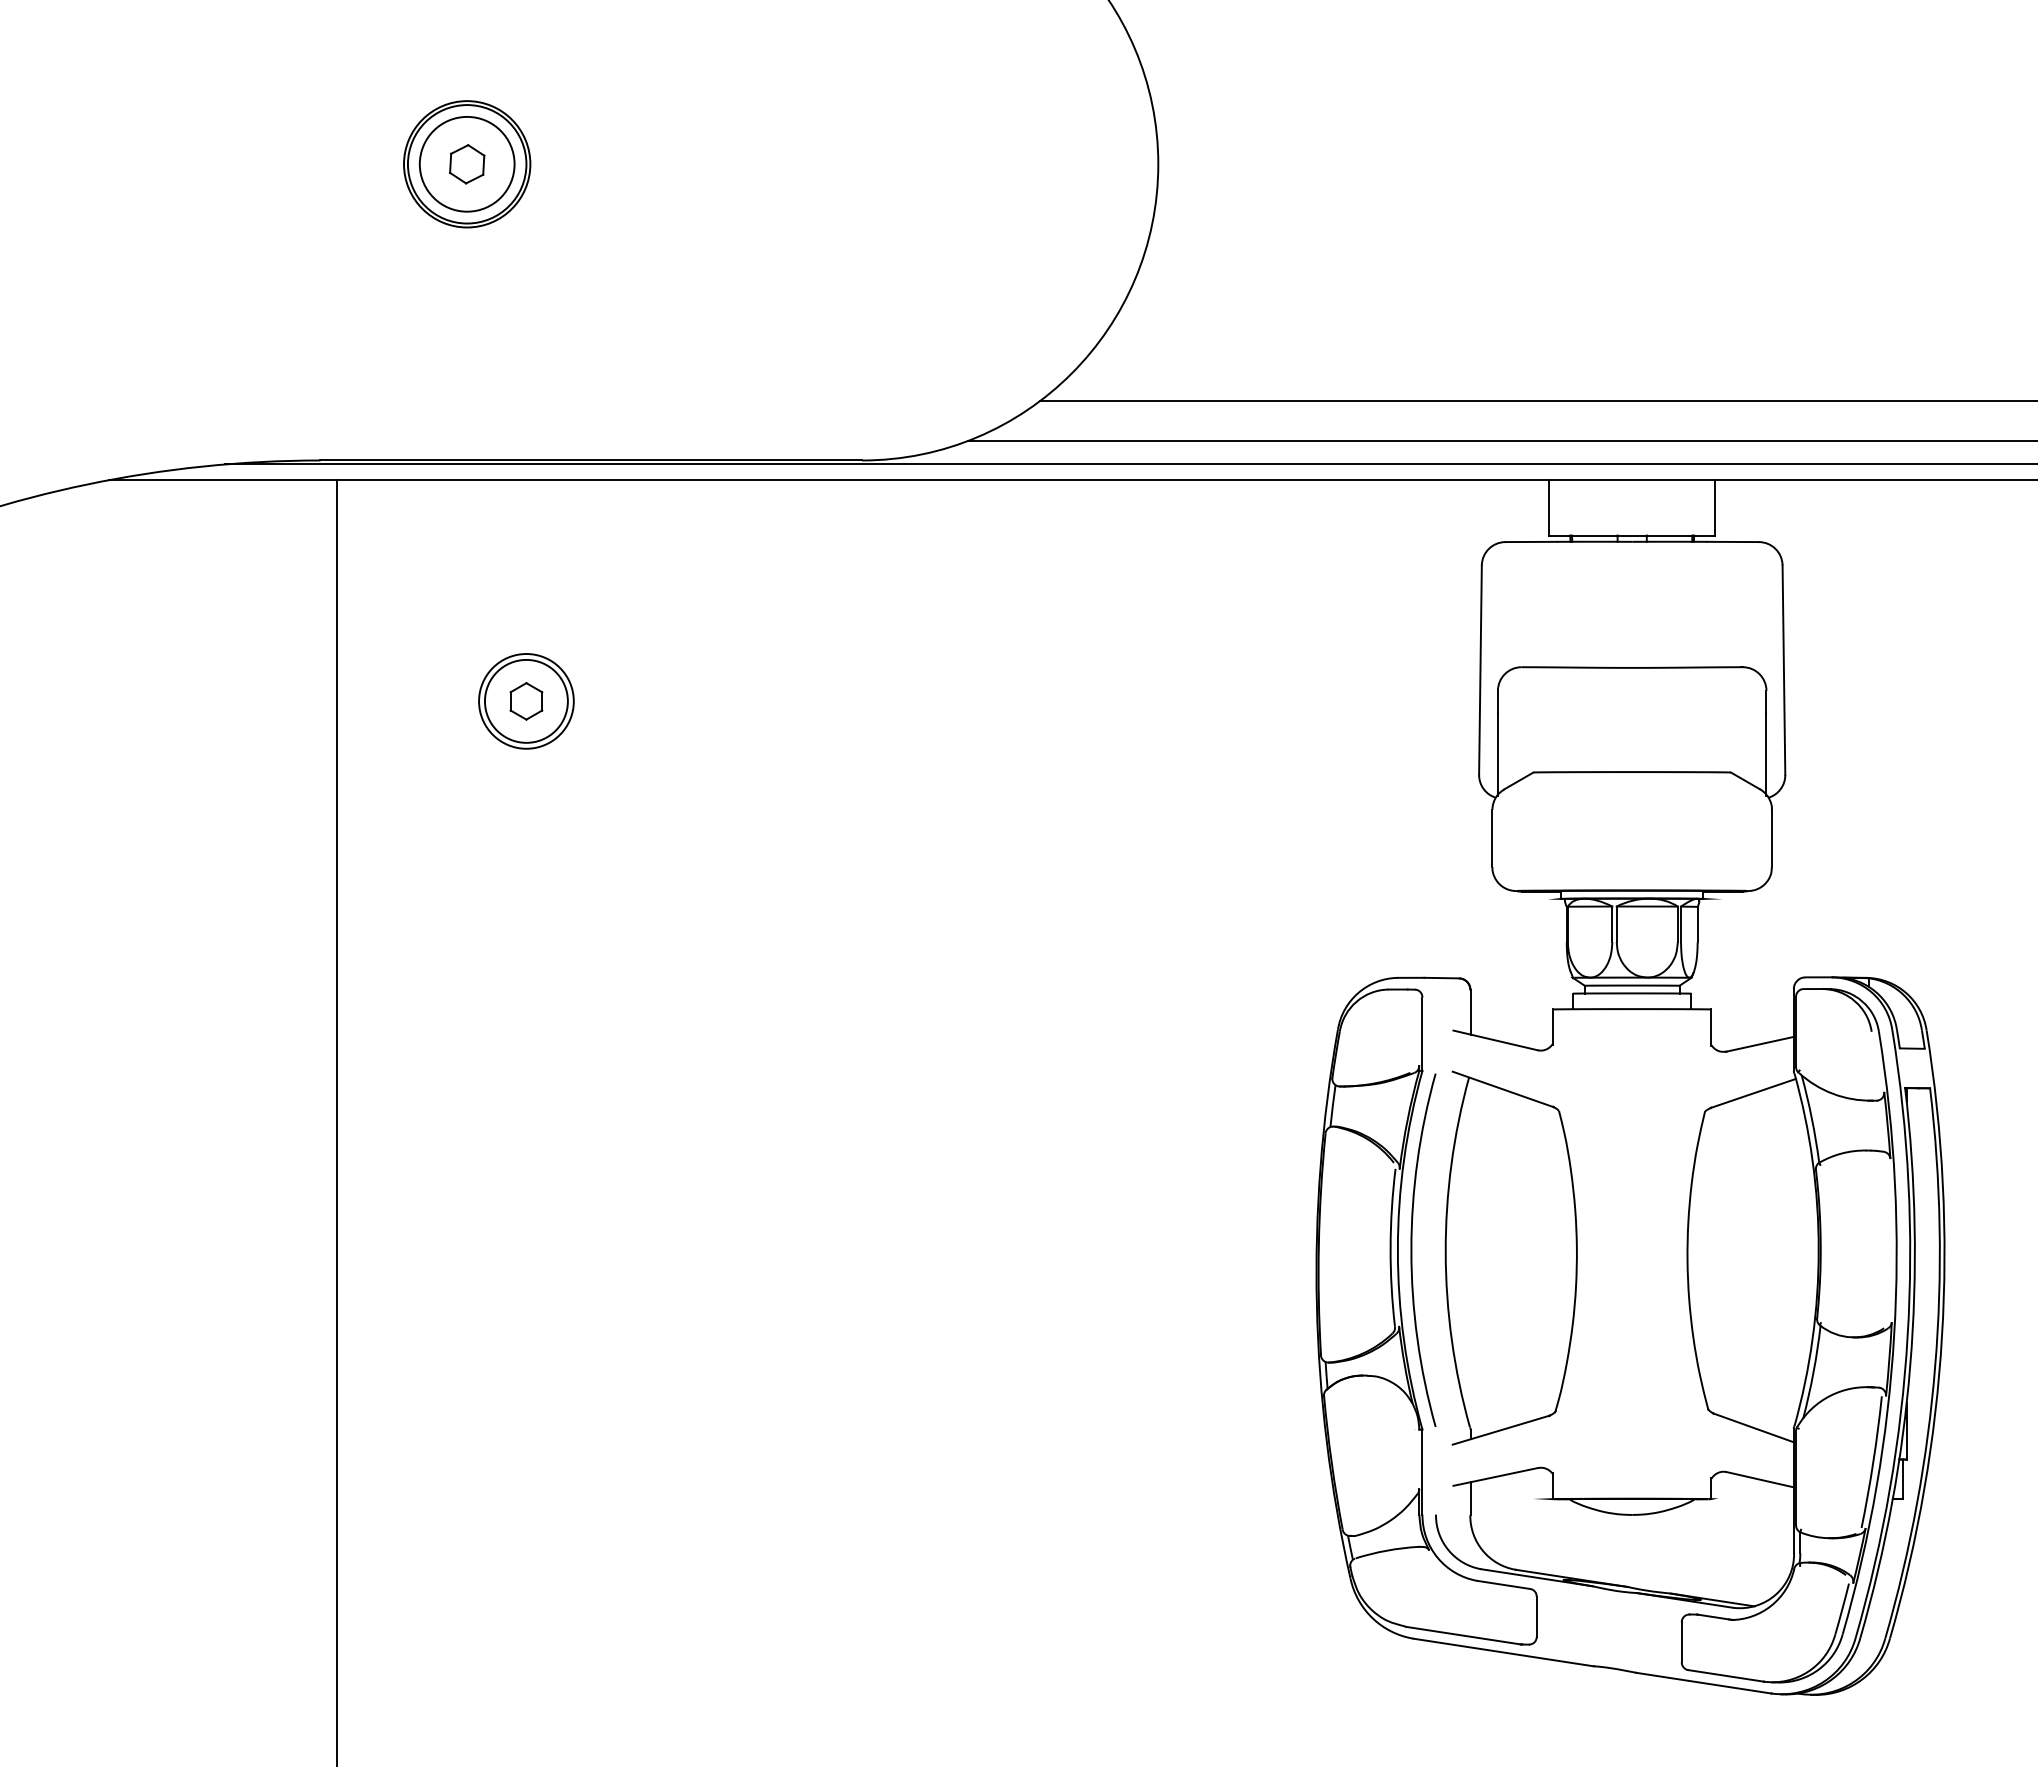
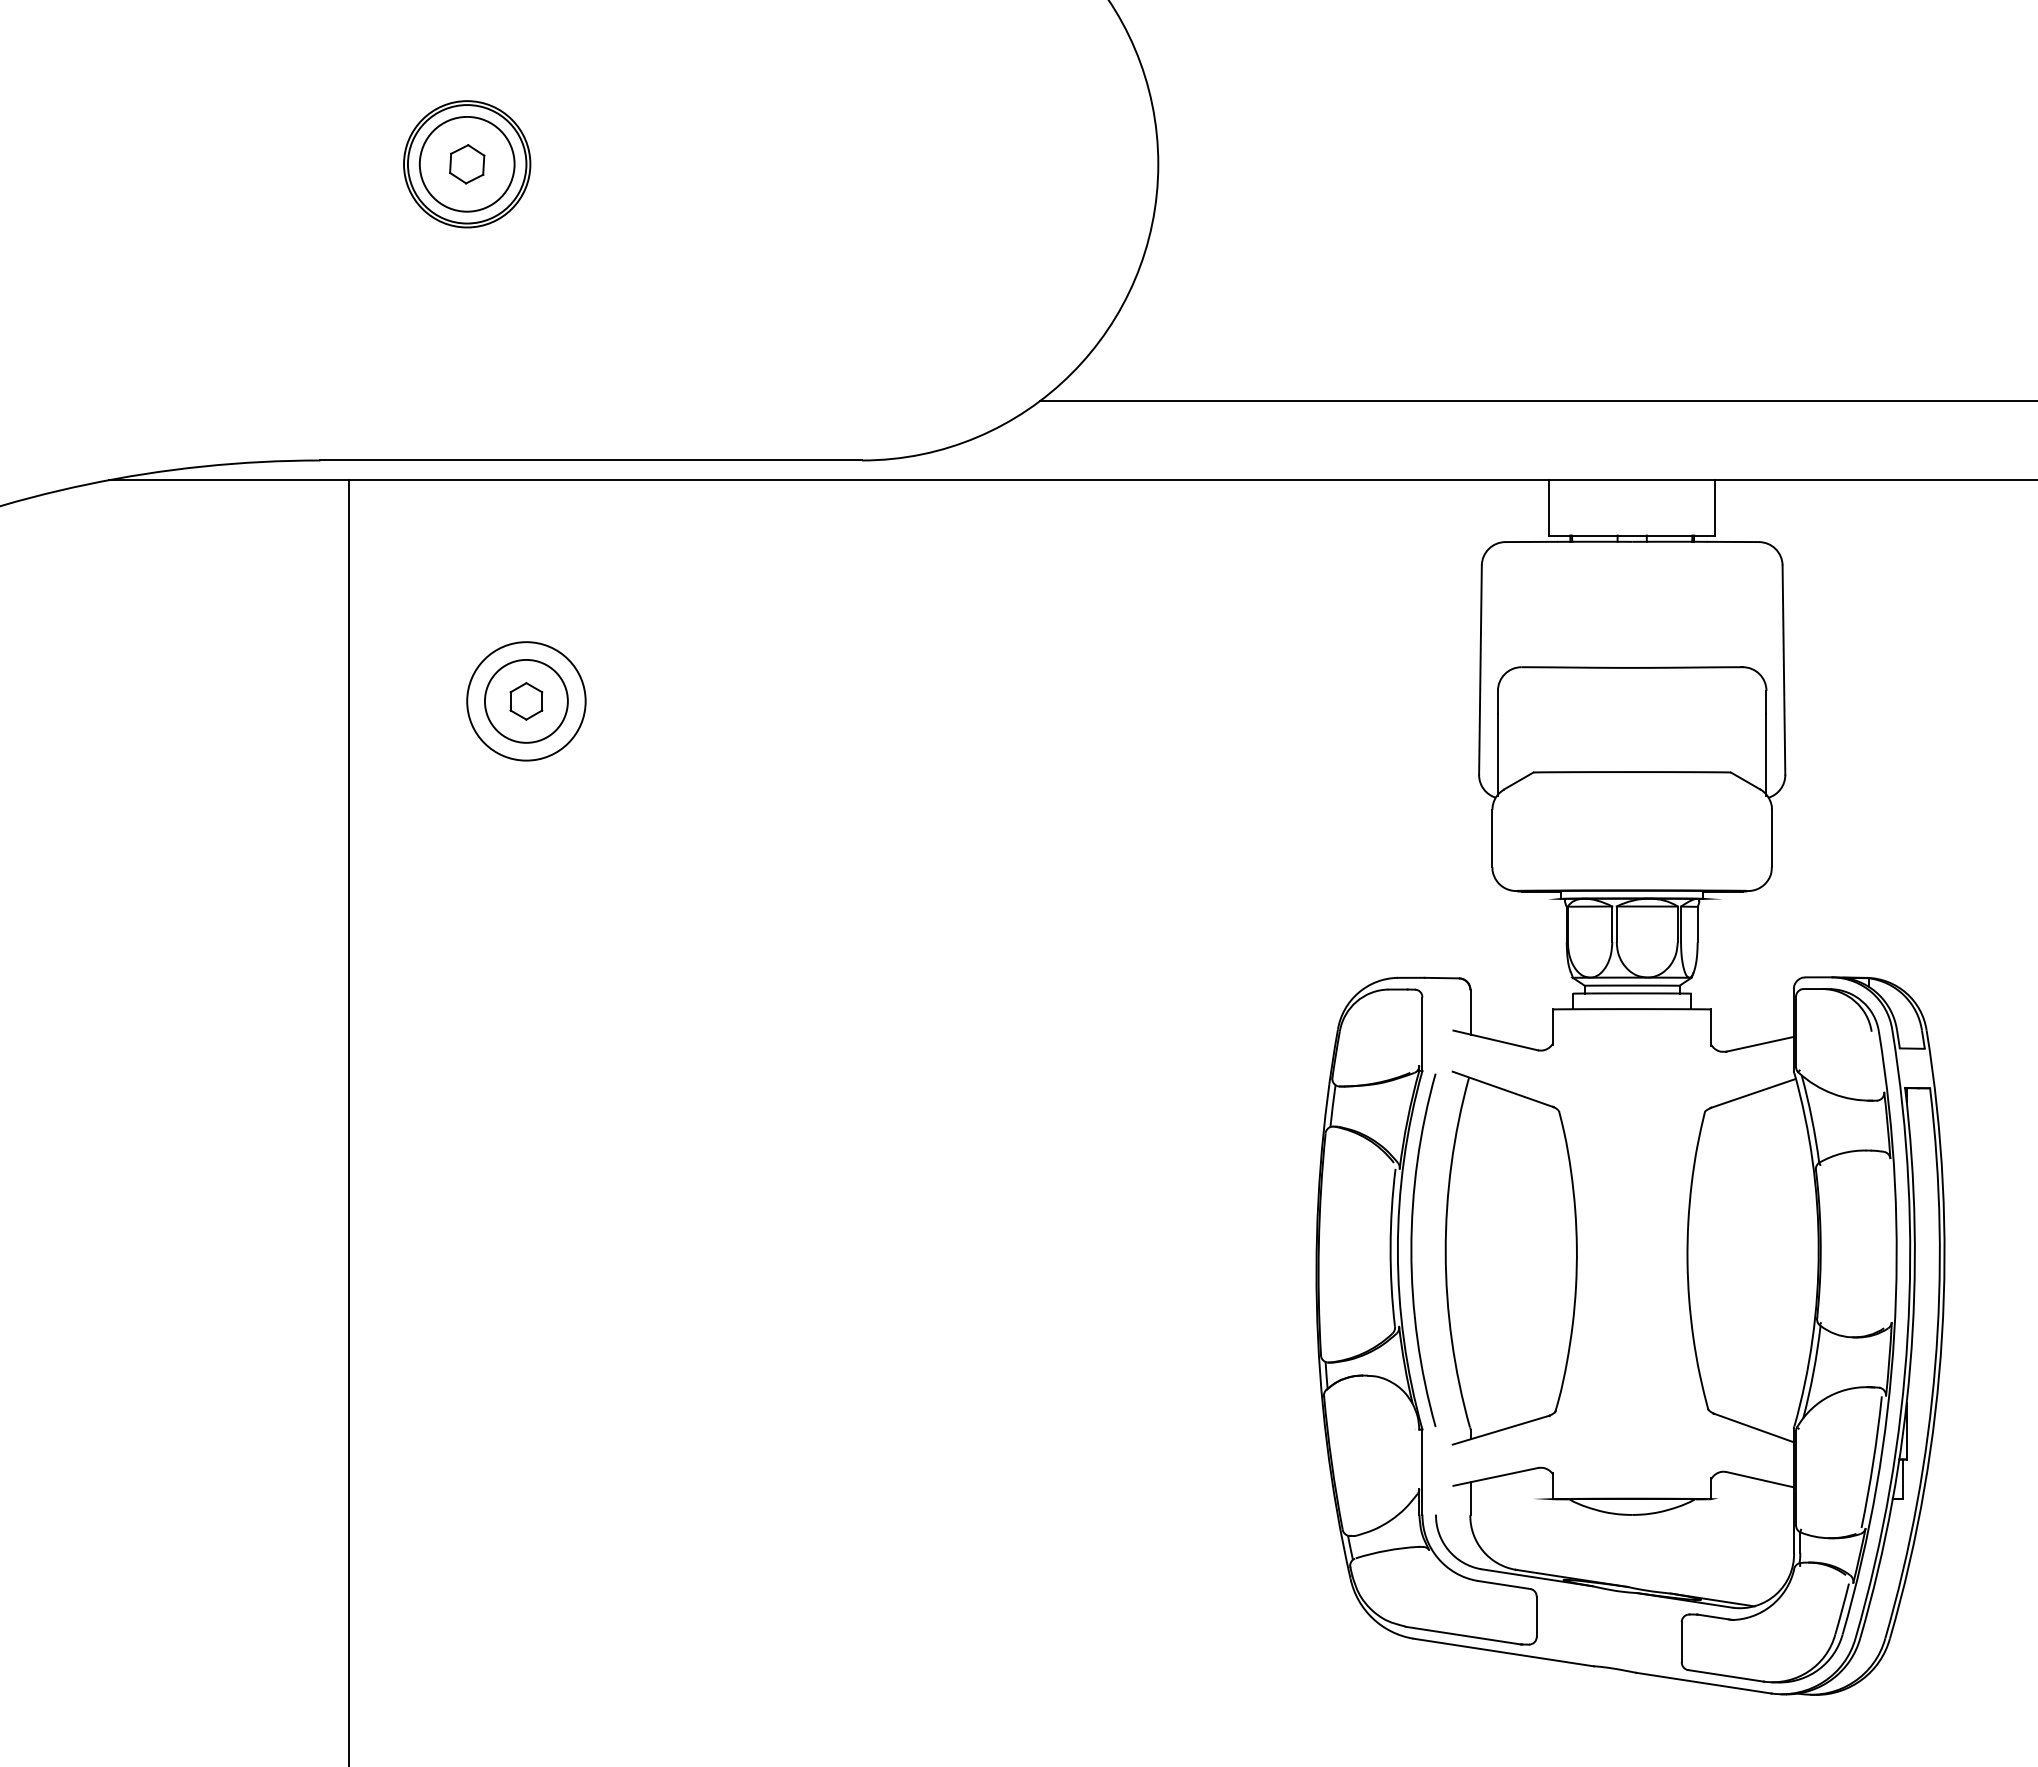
line: present -> none (1501, 440)
line: present -> none (1129, 464)
circle diameter: 95 px -> 118 px (526, 701)
line position: (336, 1121) -> (348, 1121) (348, 1121)
